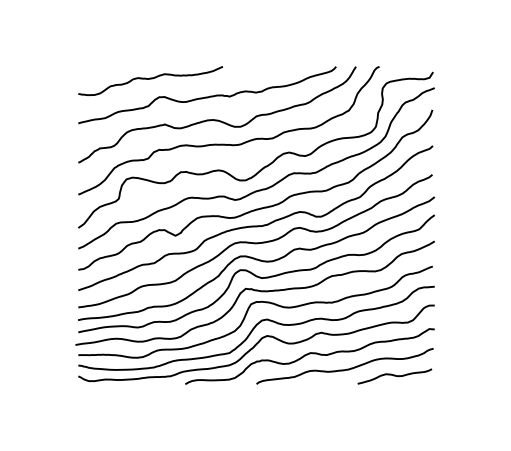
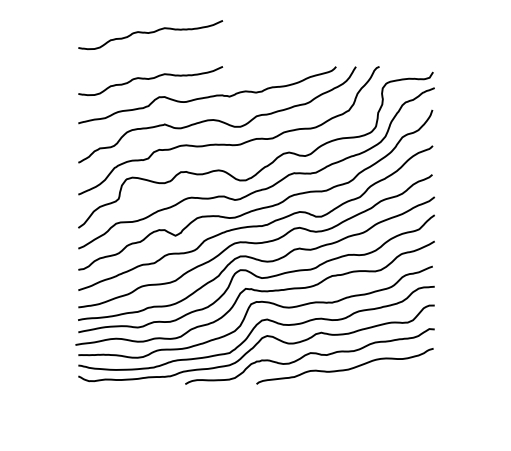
curve: none -> present (150, 33)
curve: present -> none (394, 376)
